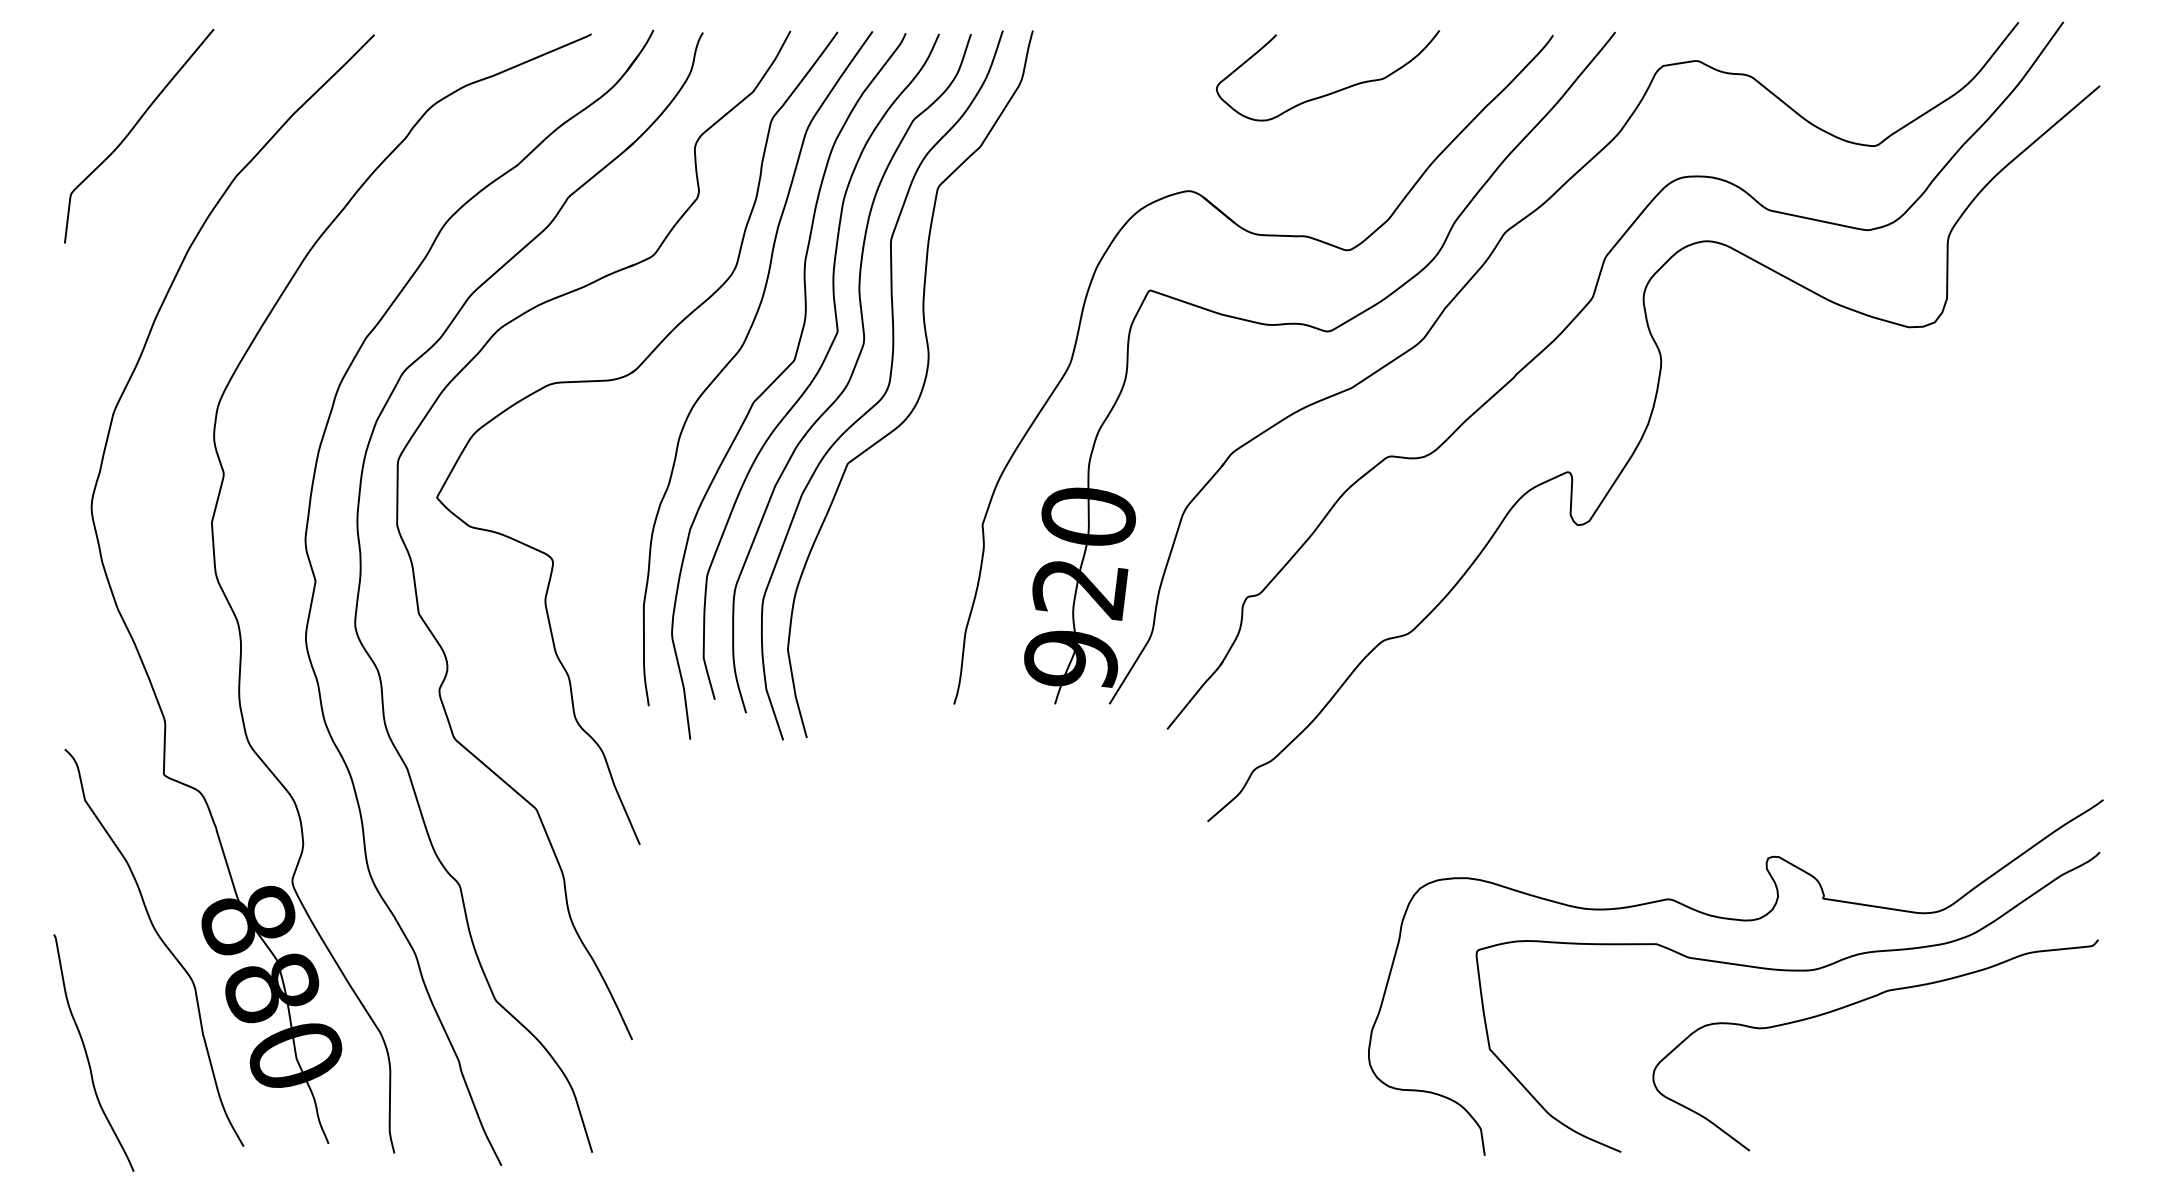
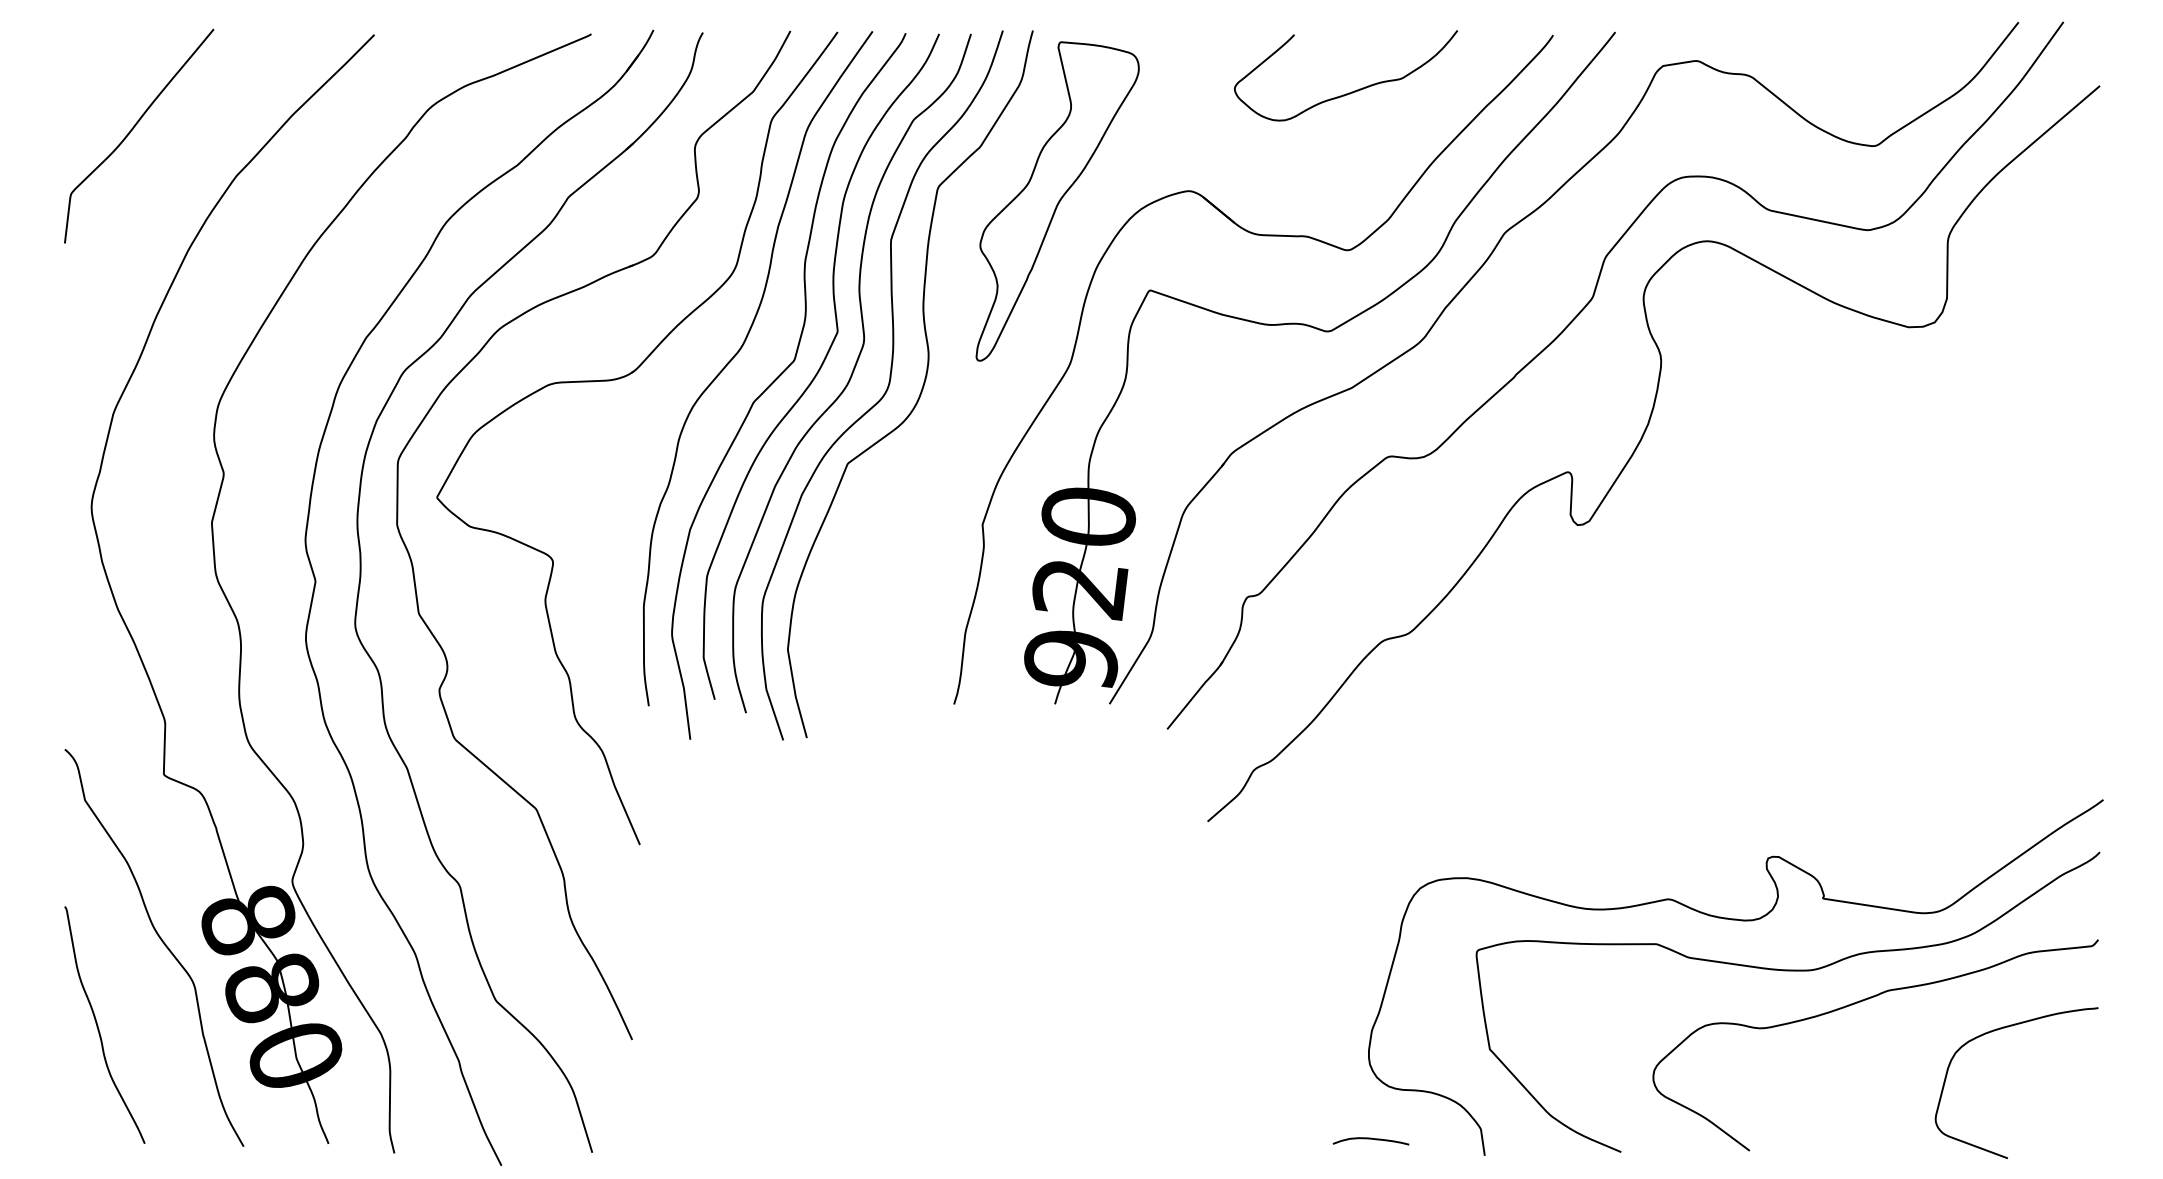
curve position: (1333, 91) -> (1351, 91) (1351, 91)
part: none -> present (1057, 201)
curve: none -> present (1998, 1030)
curve position: (87, 1053) -> (98, 1025) (98, 1025)
curve: none -> present (1370, 1139)
